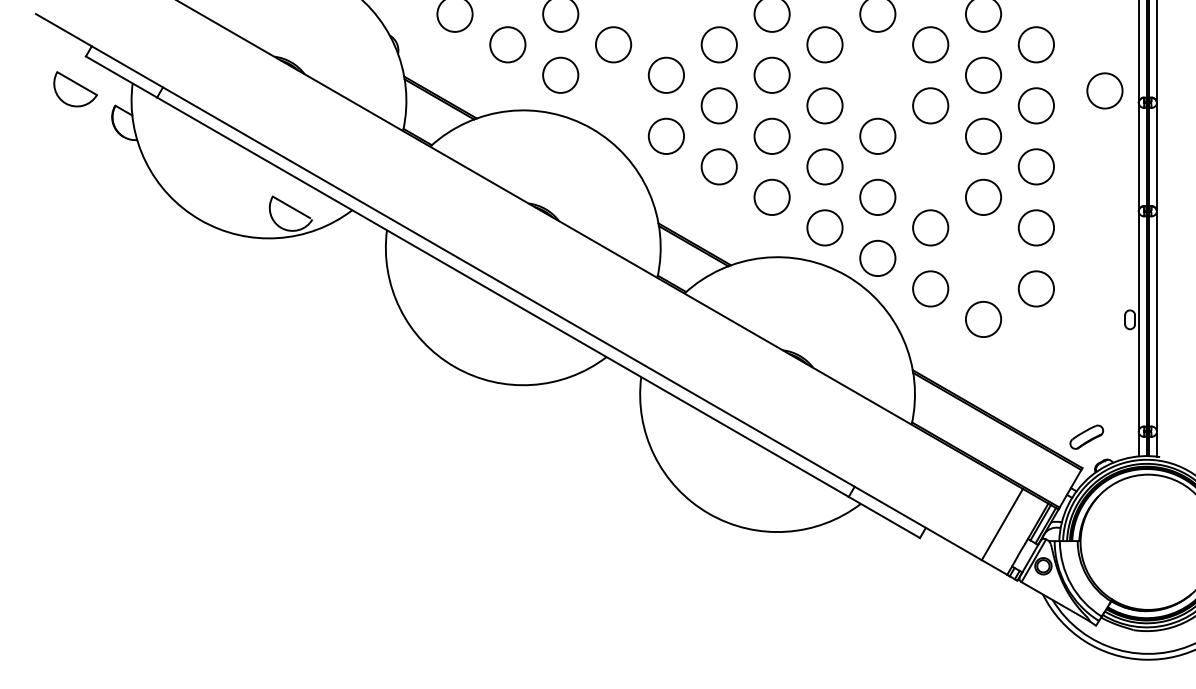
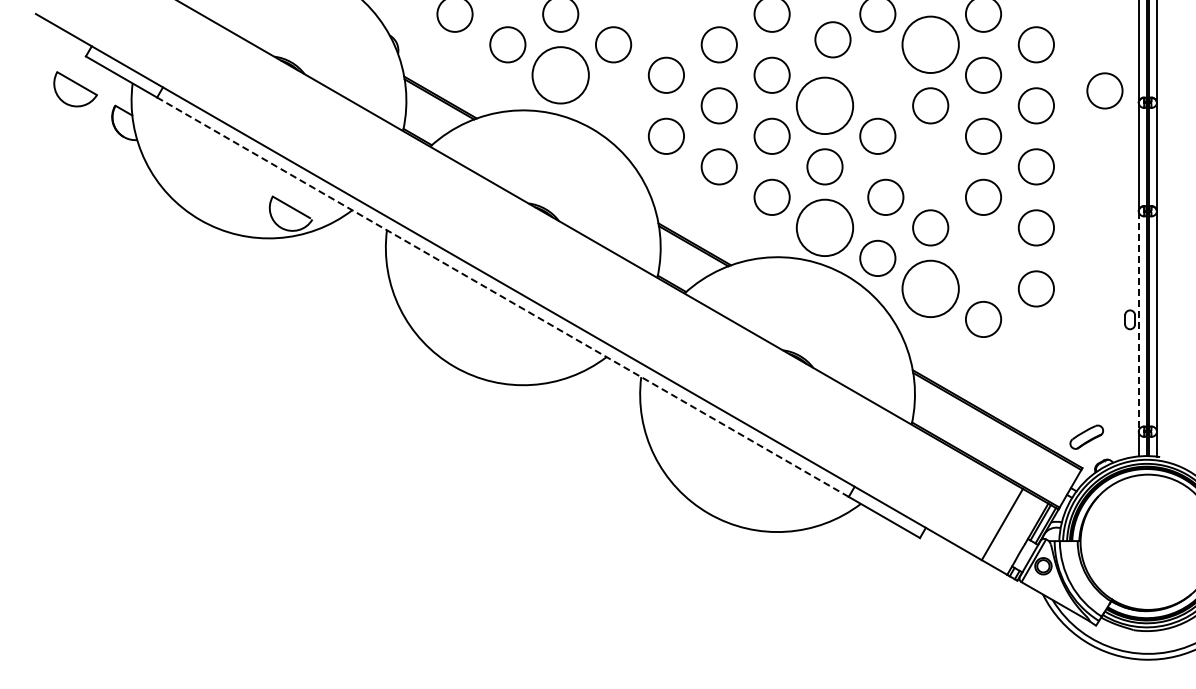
circle position: (824, 44) -> (832, 39) (832, 39)
circle diameter: 35 px -> 56 px (930, 44)
circle diameter: 35 px -> 56 px (560, 75)
circle diameter: 35 px -> 56 px (824, 105)
circle position: (877, 196) -> (885, 196) (885, 196)
circle diameter: 35 px -> 56 px (824, 227)
circle diameter: 35 px -> 56 px (930, 288)
line: solid -> dashed (502, 297)
line: solid -> dashed (1138, 321)
